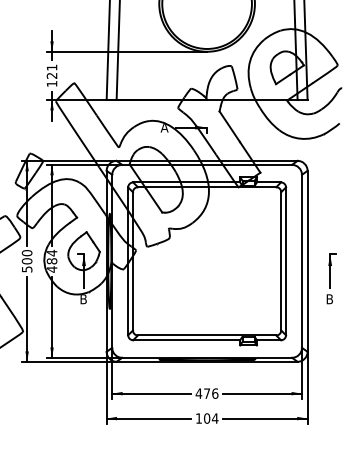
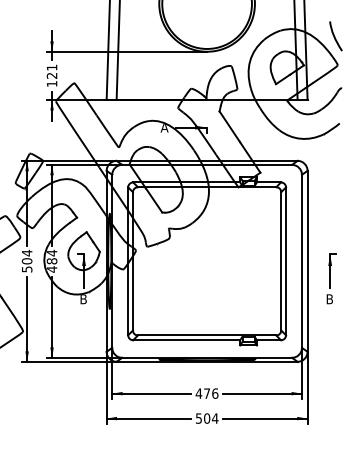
curve: none -> present (335, 36)
text: 500 -> 504 (26, 252)
text: 104 -> 504 (198, 418)
